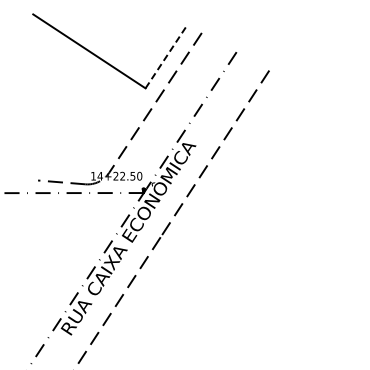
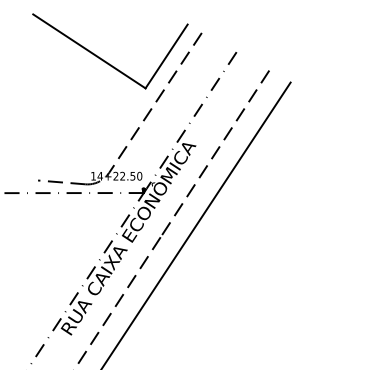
line: dashed -> solid (166, 56)
line: none -> present (196, 224)
